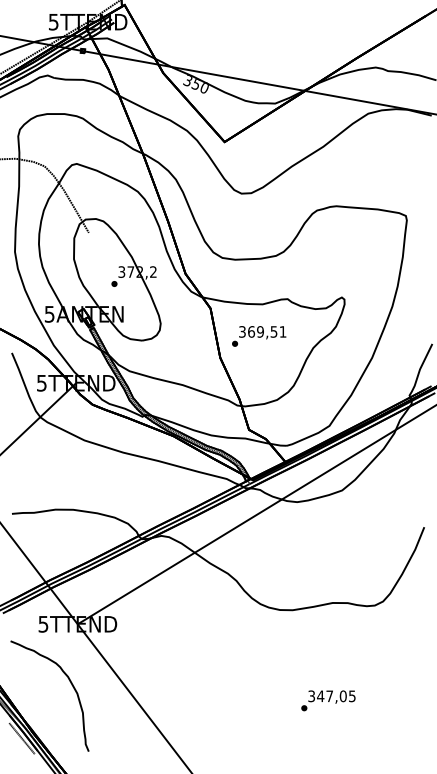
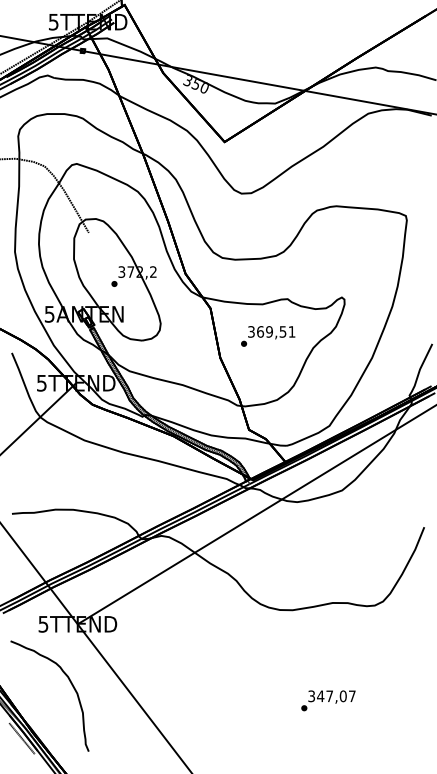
text position: (259, 336) -> (268, 336) (268, 336)
text: 347,05 -> 347,07 (352, 696)
